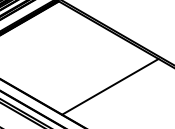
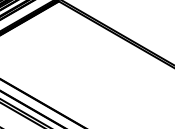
line: present -> none (110, 86)
